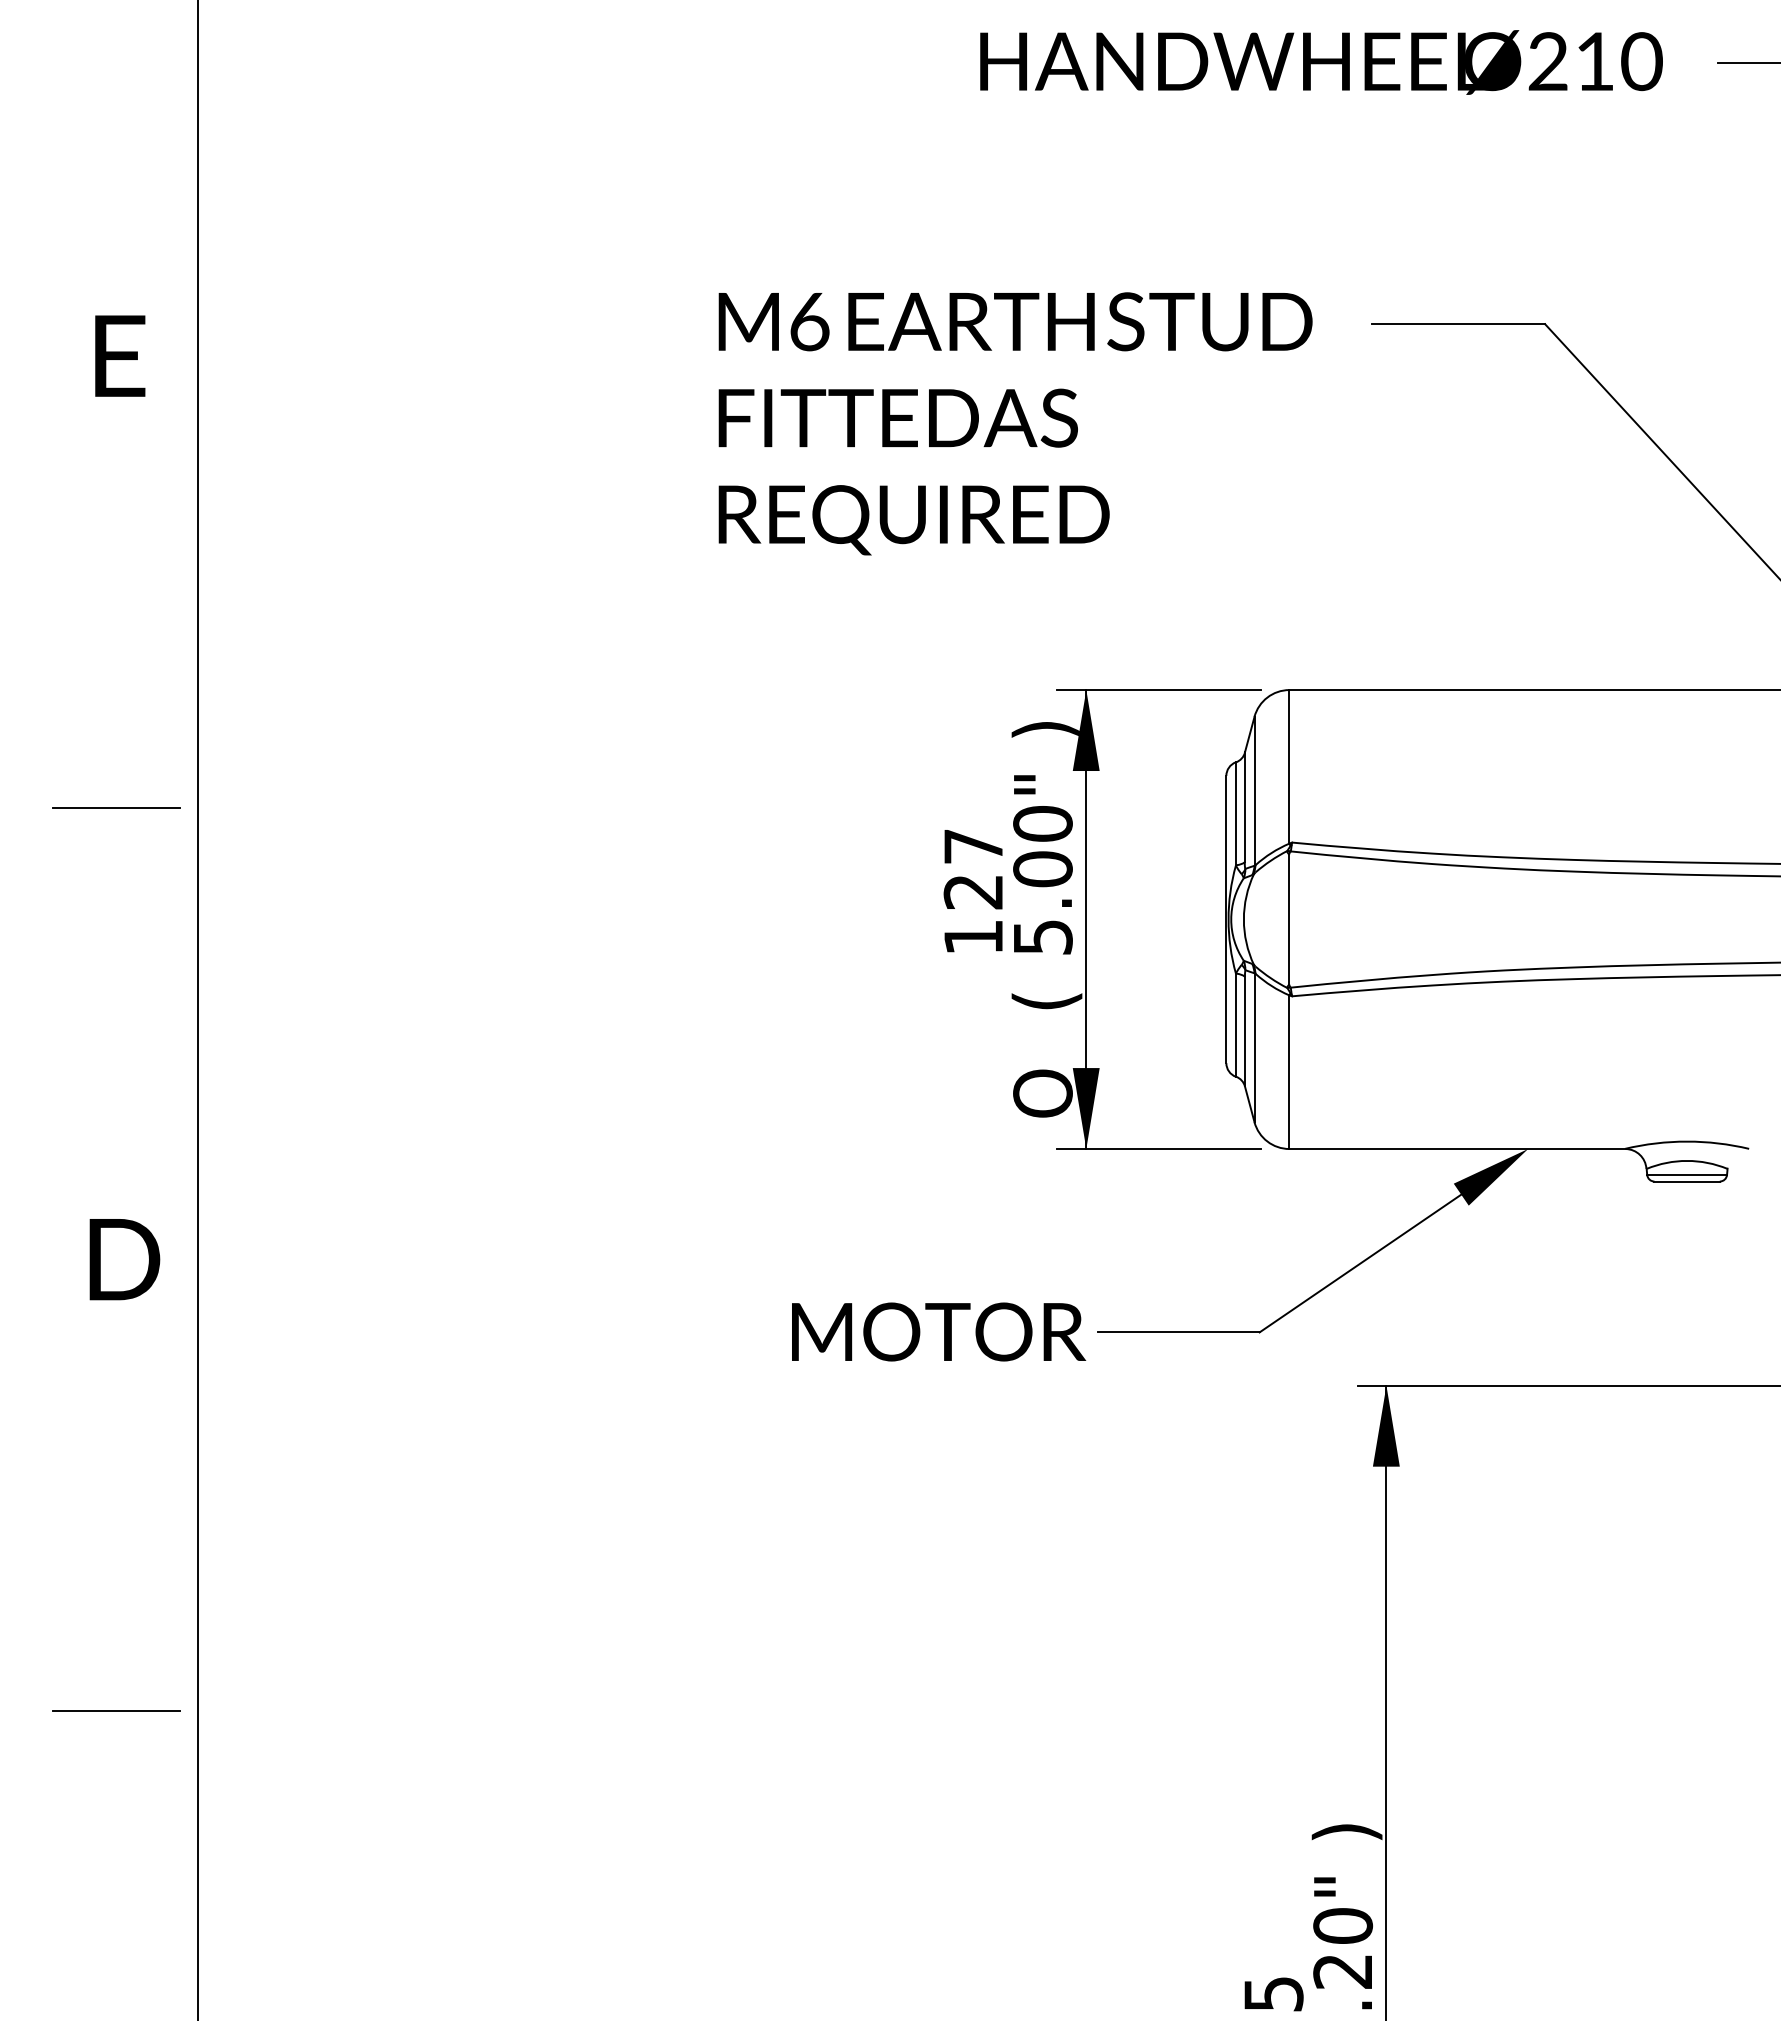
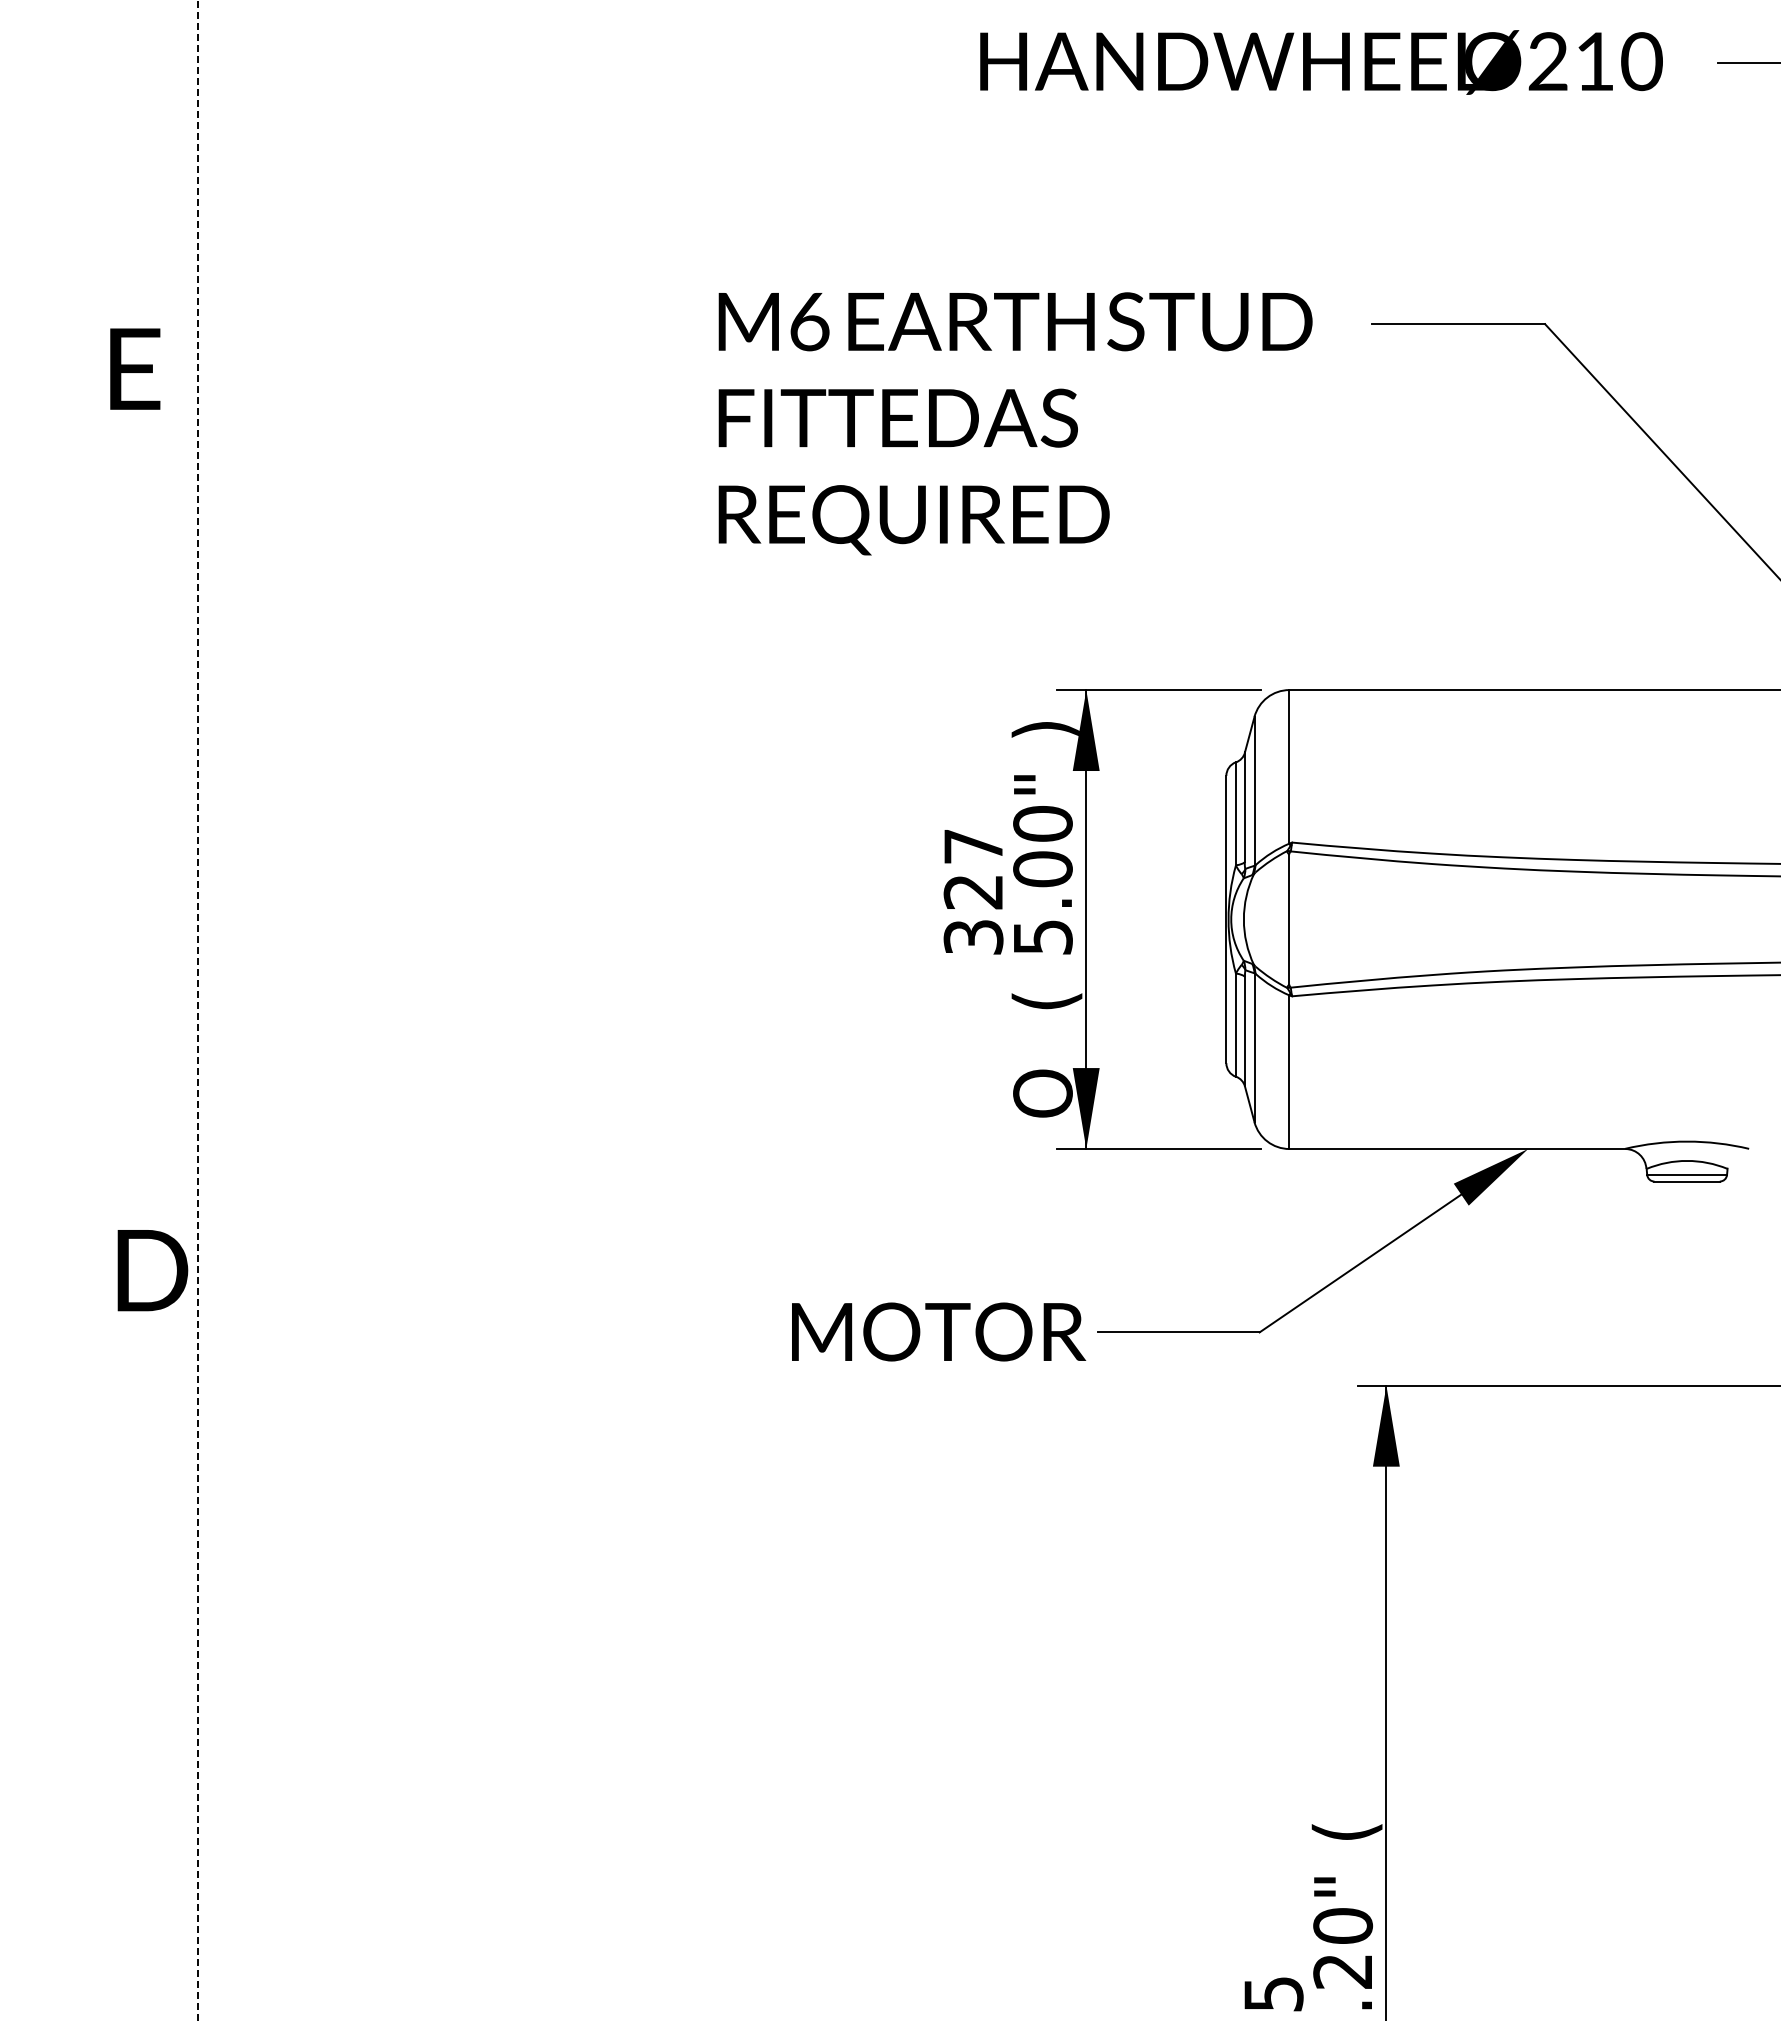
text position: (120, 355) -> (135, 368) (135, 368)
line: present -> none (116, 807)
text: 127 -> 327 (973, 937)
line: solid -> dashed (197, 1010)
text position: (124, 1259) -> (152, 1270) (152, 1270)
line: present -> none (116, 1711)
text: ) -> ( (1346, 1832)
